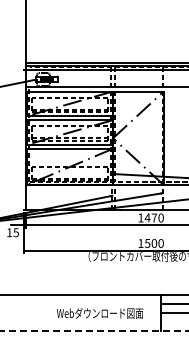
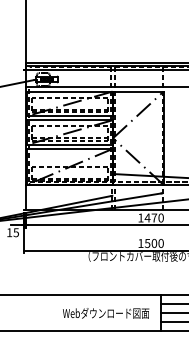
text position: (100, 313) -> (106, 313) (106, 313)
line: none -> present (173, 322)
line: dashed -> solid (94, 330)
